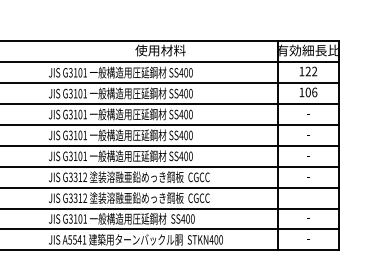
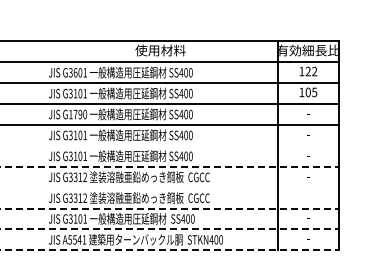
text: G3101 -> G3601 (75, 72)
text: 106 -> 105 (314, 92)
text: G3101 -> G1790 (78, 114)
line: present -> none (170, 145)
line: solid -> dashed (169, 166)
line: present -> none (170, 187)
line: solid -> dashed (169, 208)
line: solid -> dashed (169, 229)
line: solid -> dashed (169, 250)
